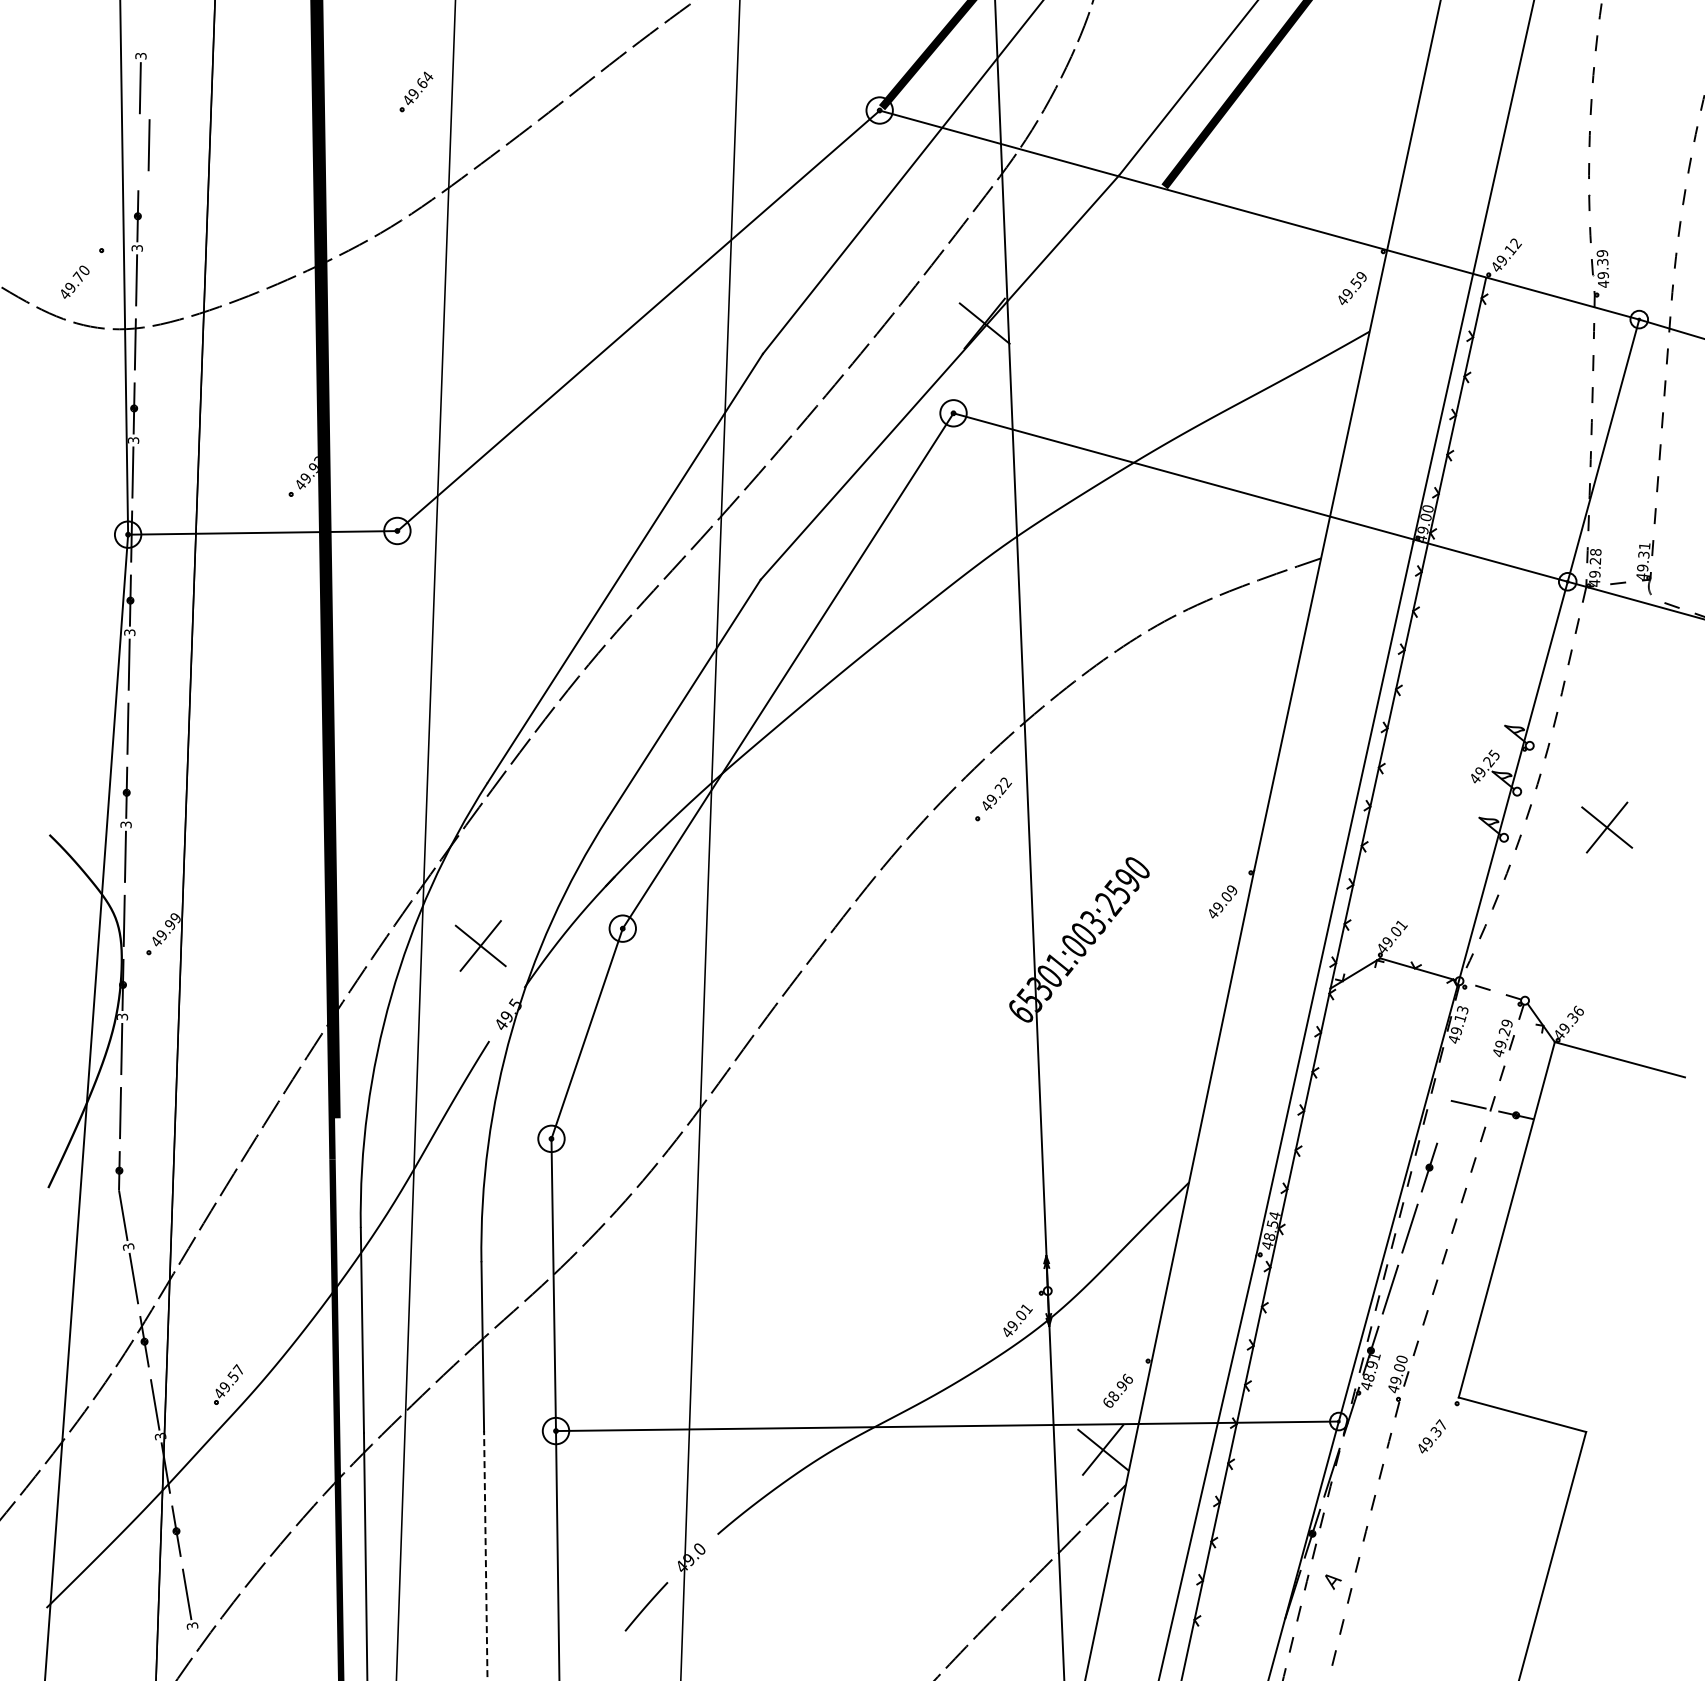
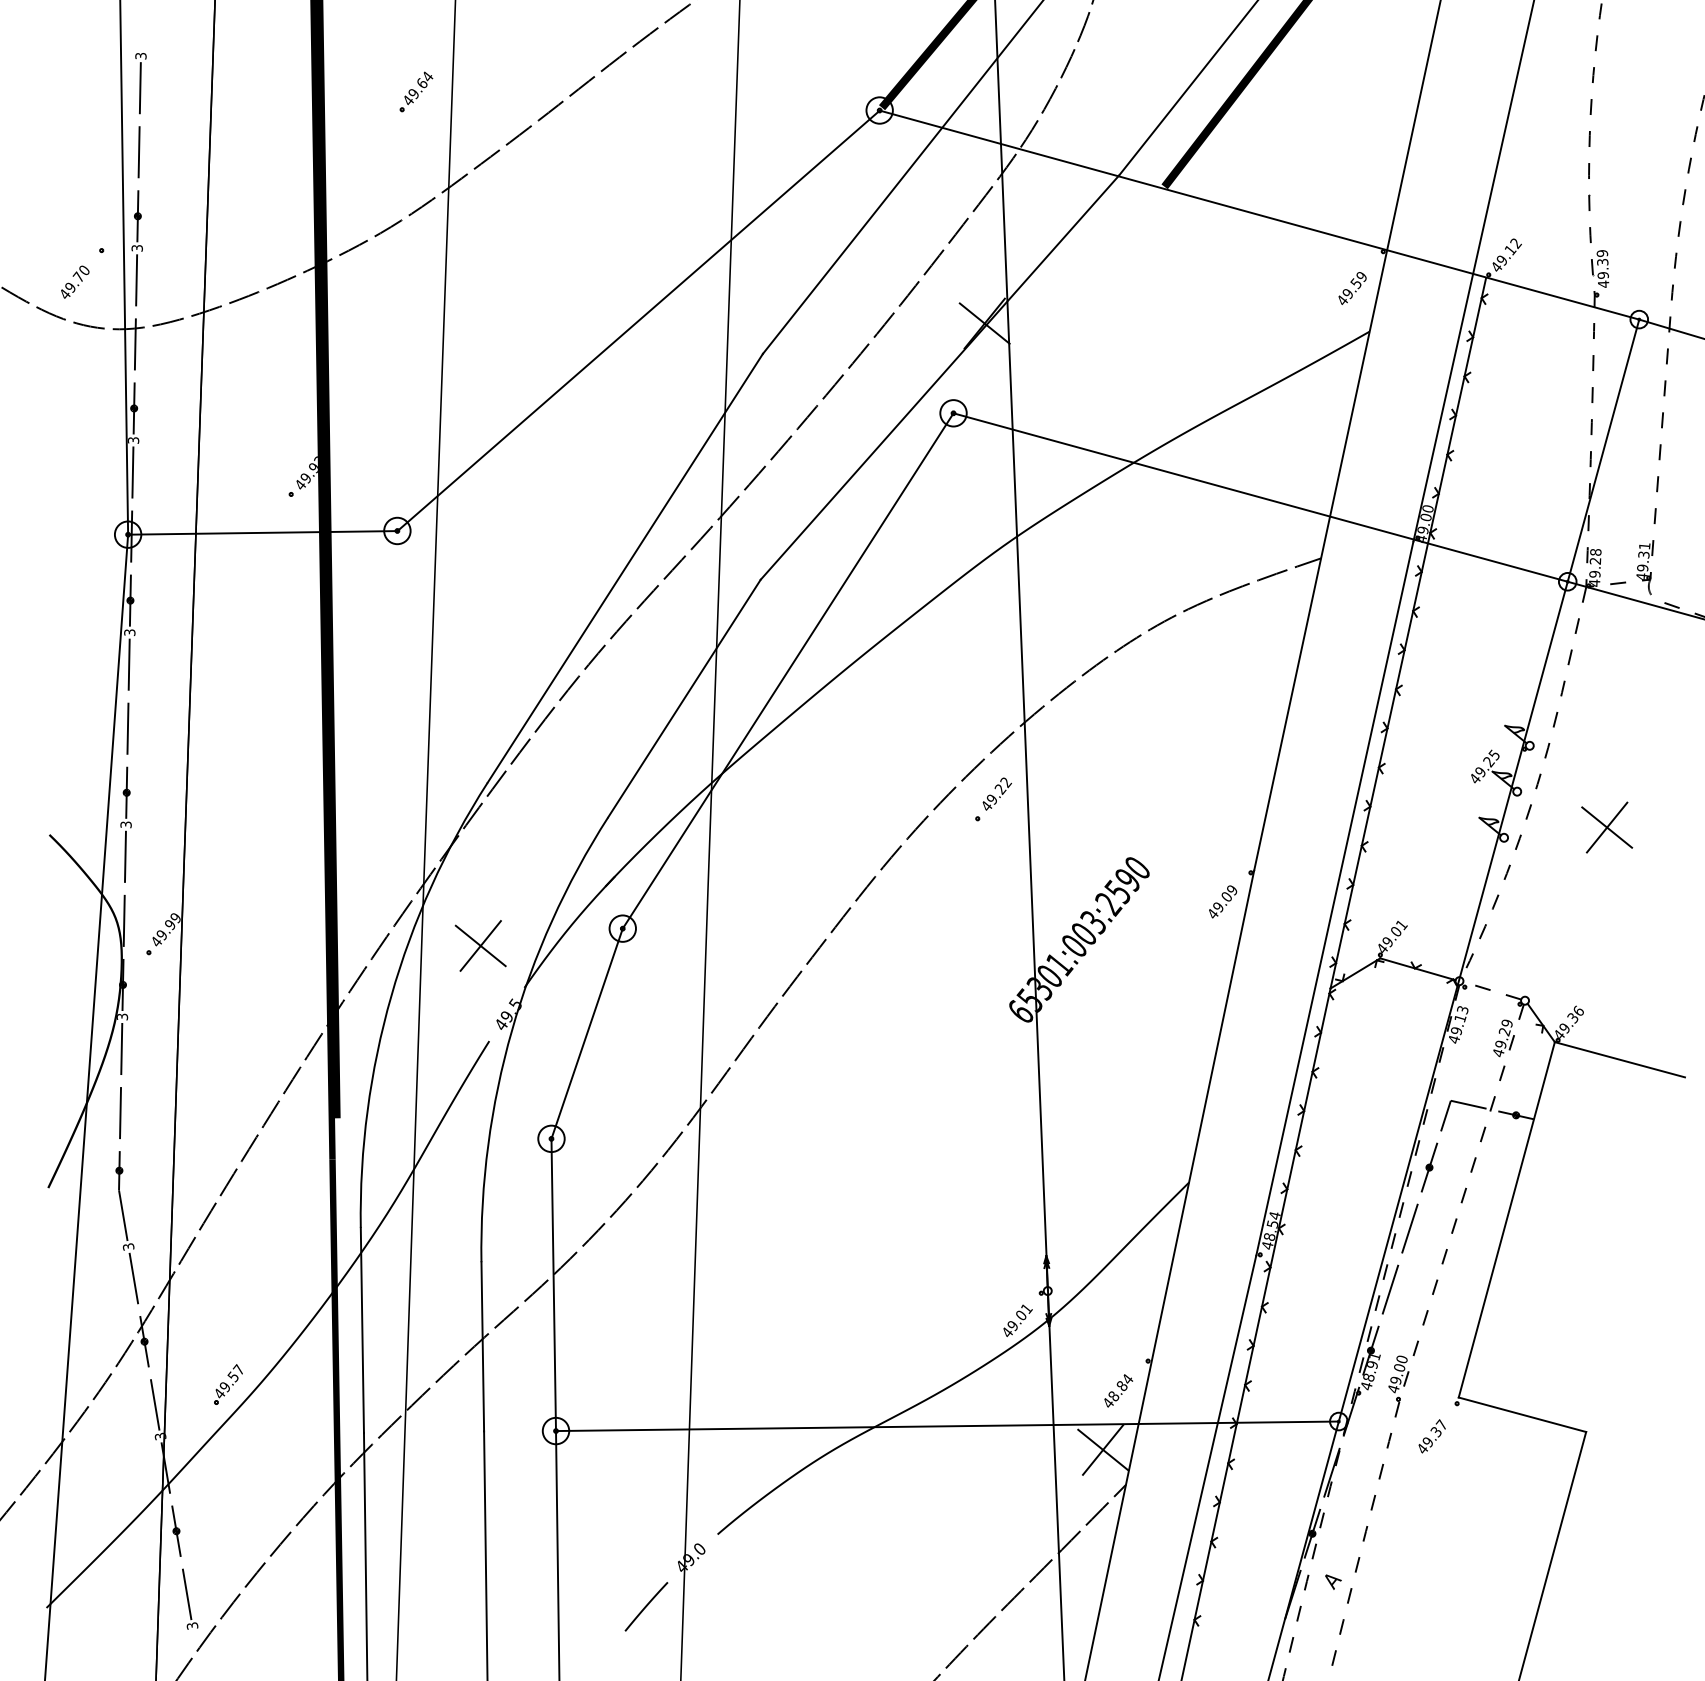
line position: (148, 145) -> (138, 152) (138, 152)
line: none -> present (1445, 1115)
text: 68.96 -> 48.84 (1118, 1390)
line: dashed -> solid (485, 1555)
